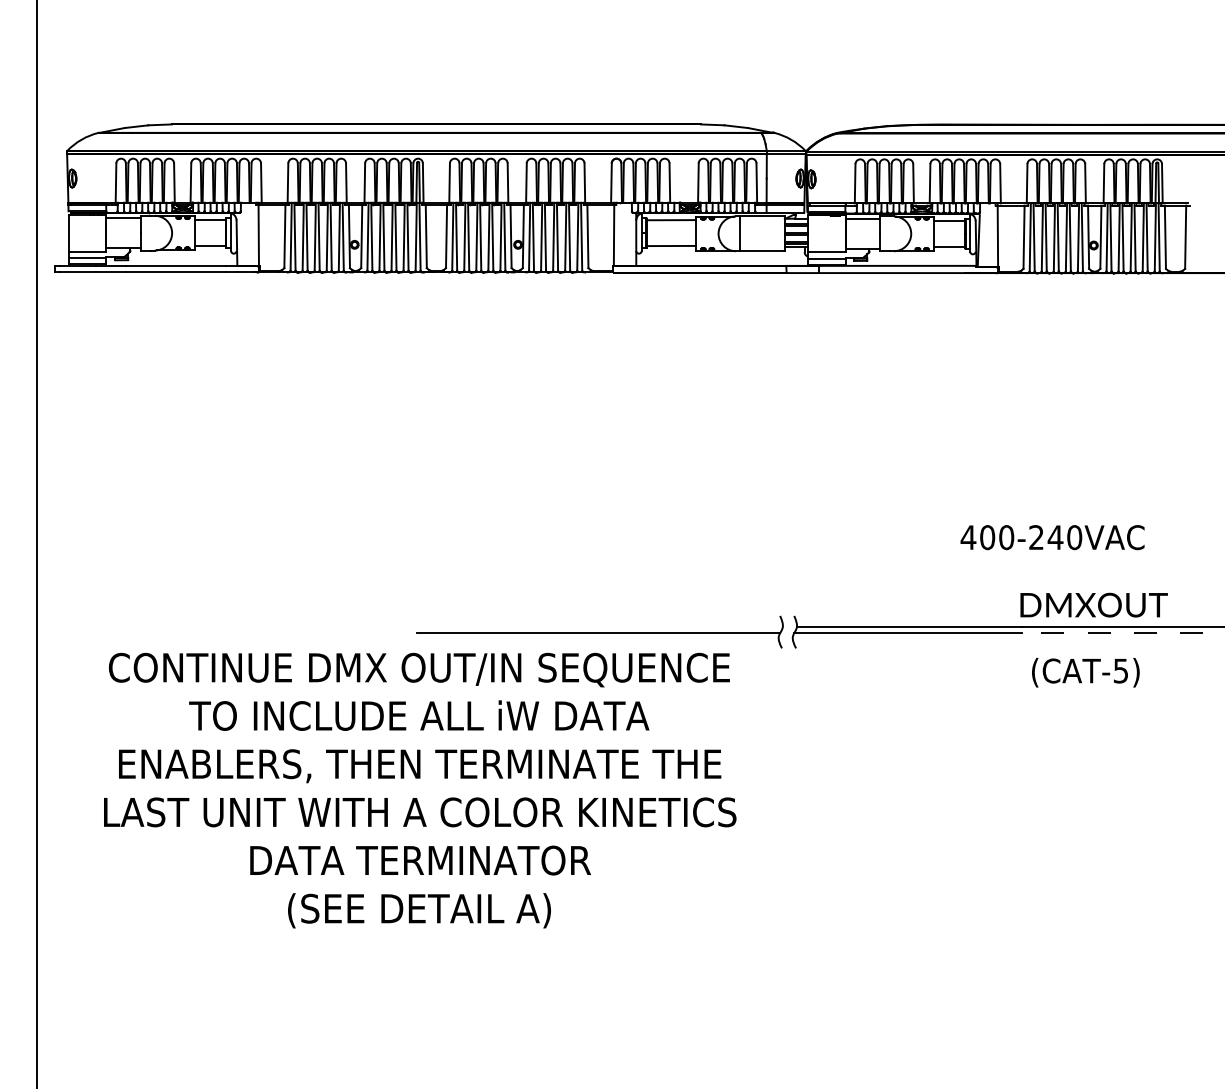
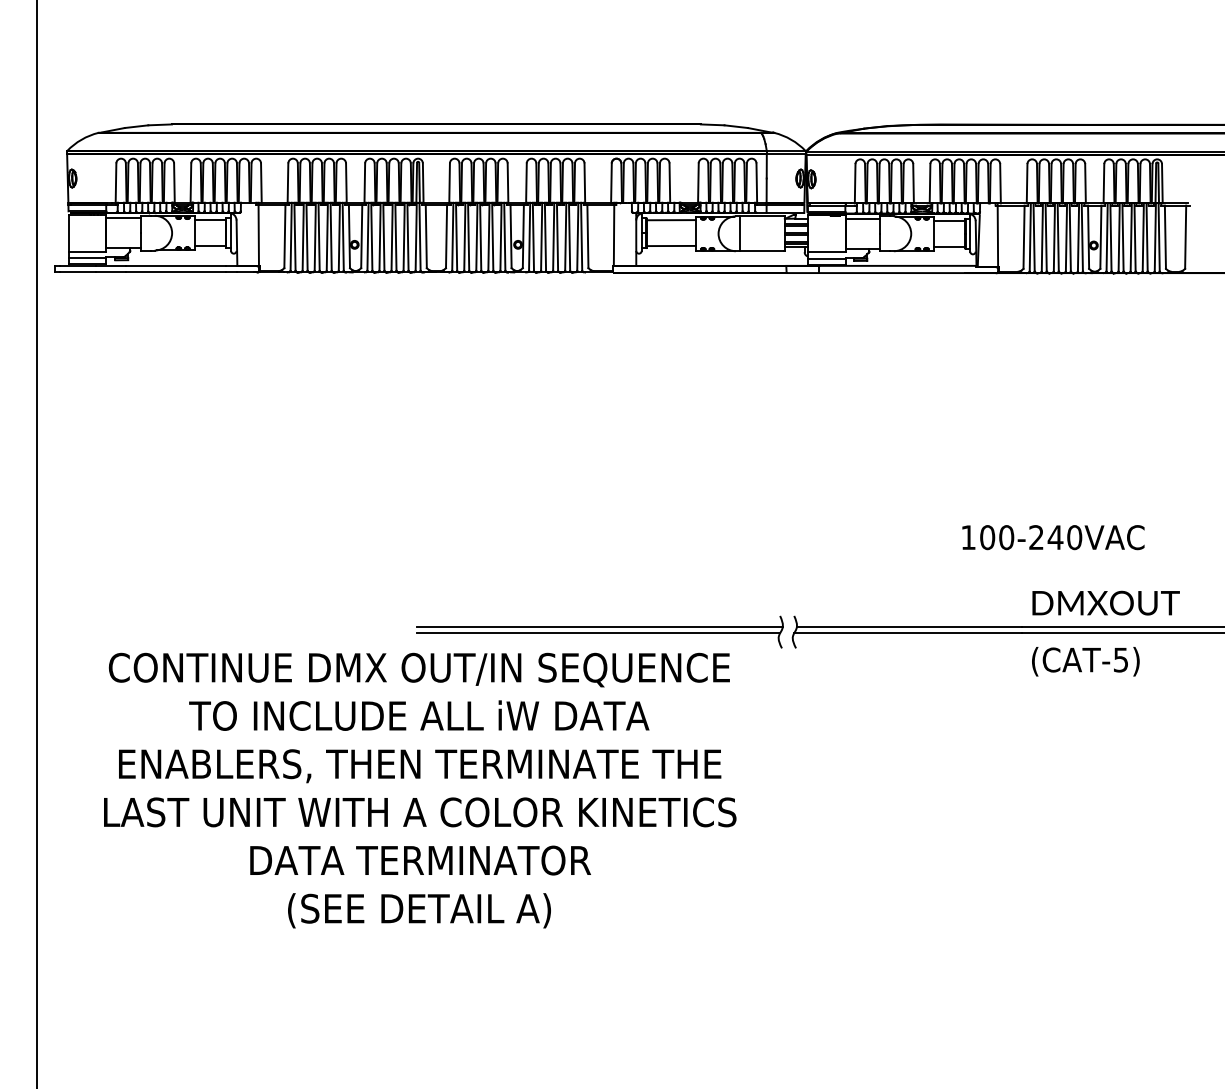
text: 400-240VAC -> 100-240VAC (968, 537)
text position: (1093, 604) -> (1105, 602) (1105, 602)
line: none -> present (599, 626)
line: dashed -> solid (1123, 633)
text position: (1085, 672) -> (1085, 661) (1085, 661)
